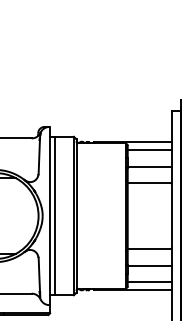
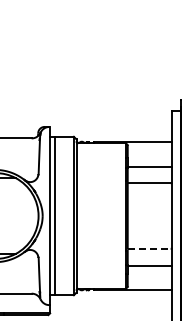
line: present -> none (149, 150)
line: solid -> dashed (149, 248)
line: present -> none (149, 282)
